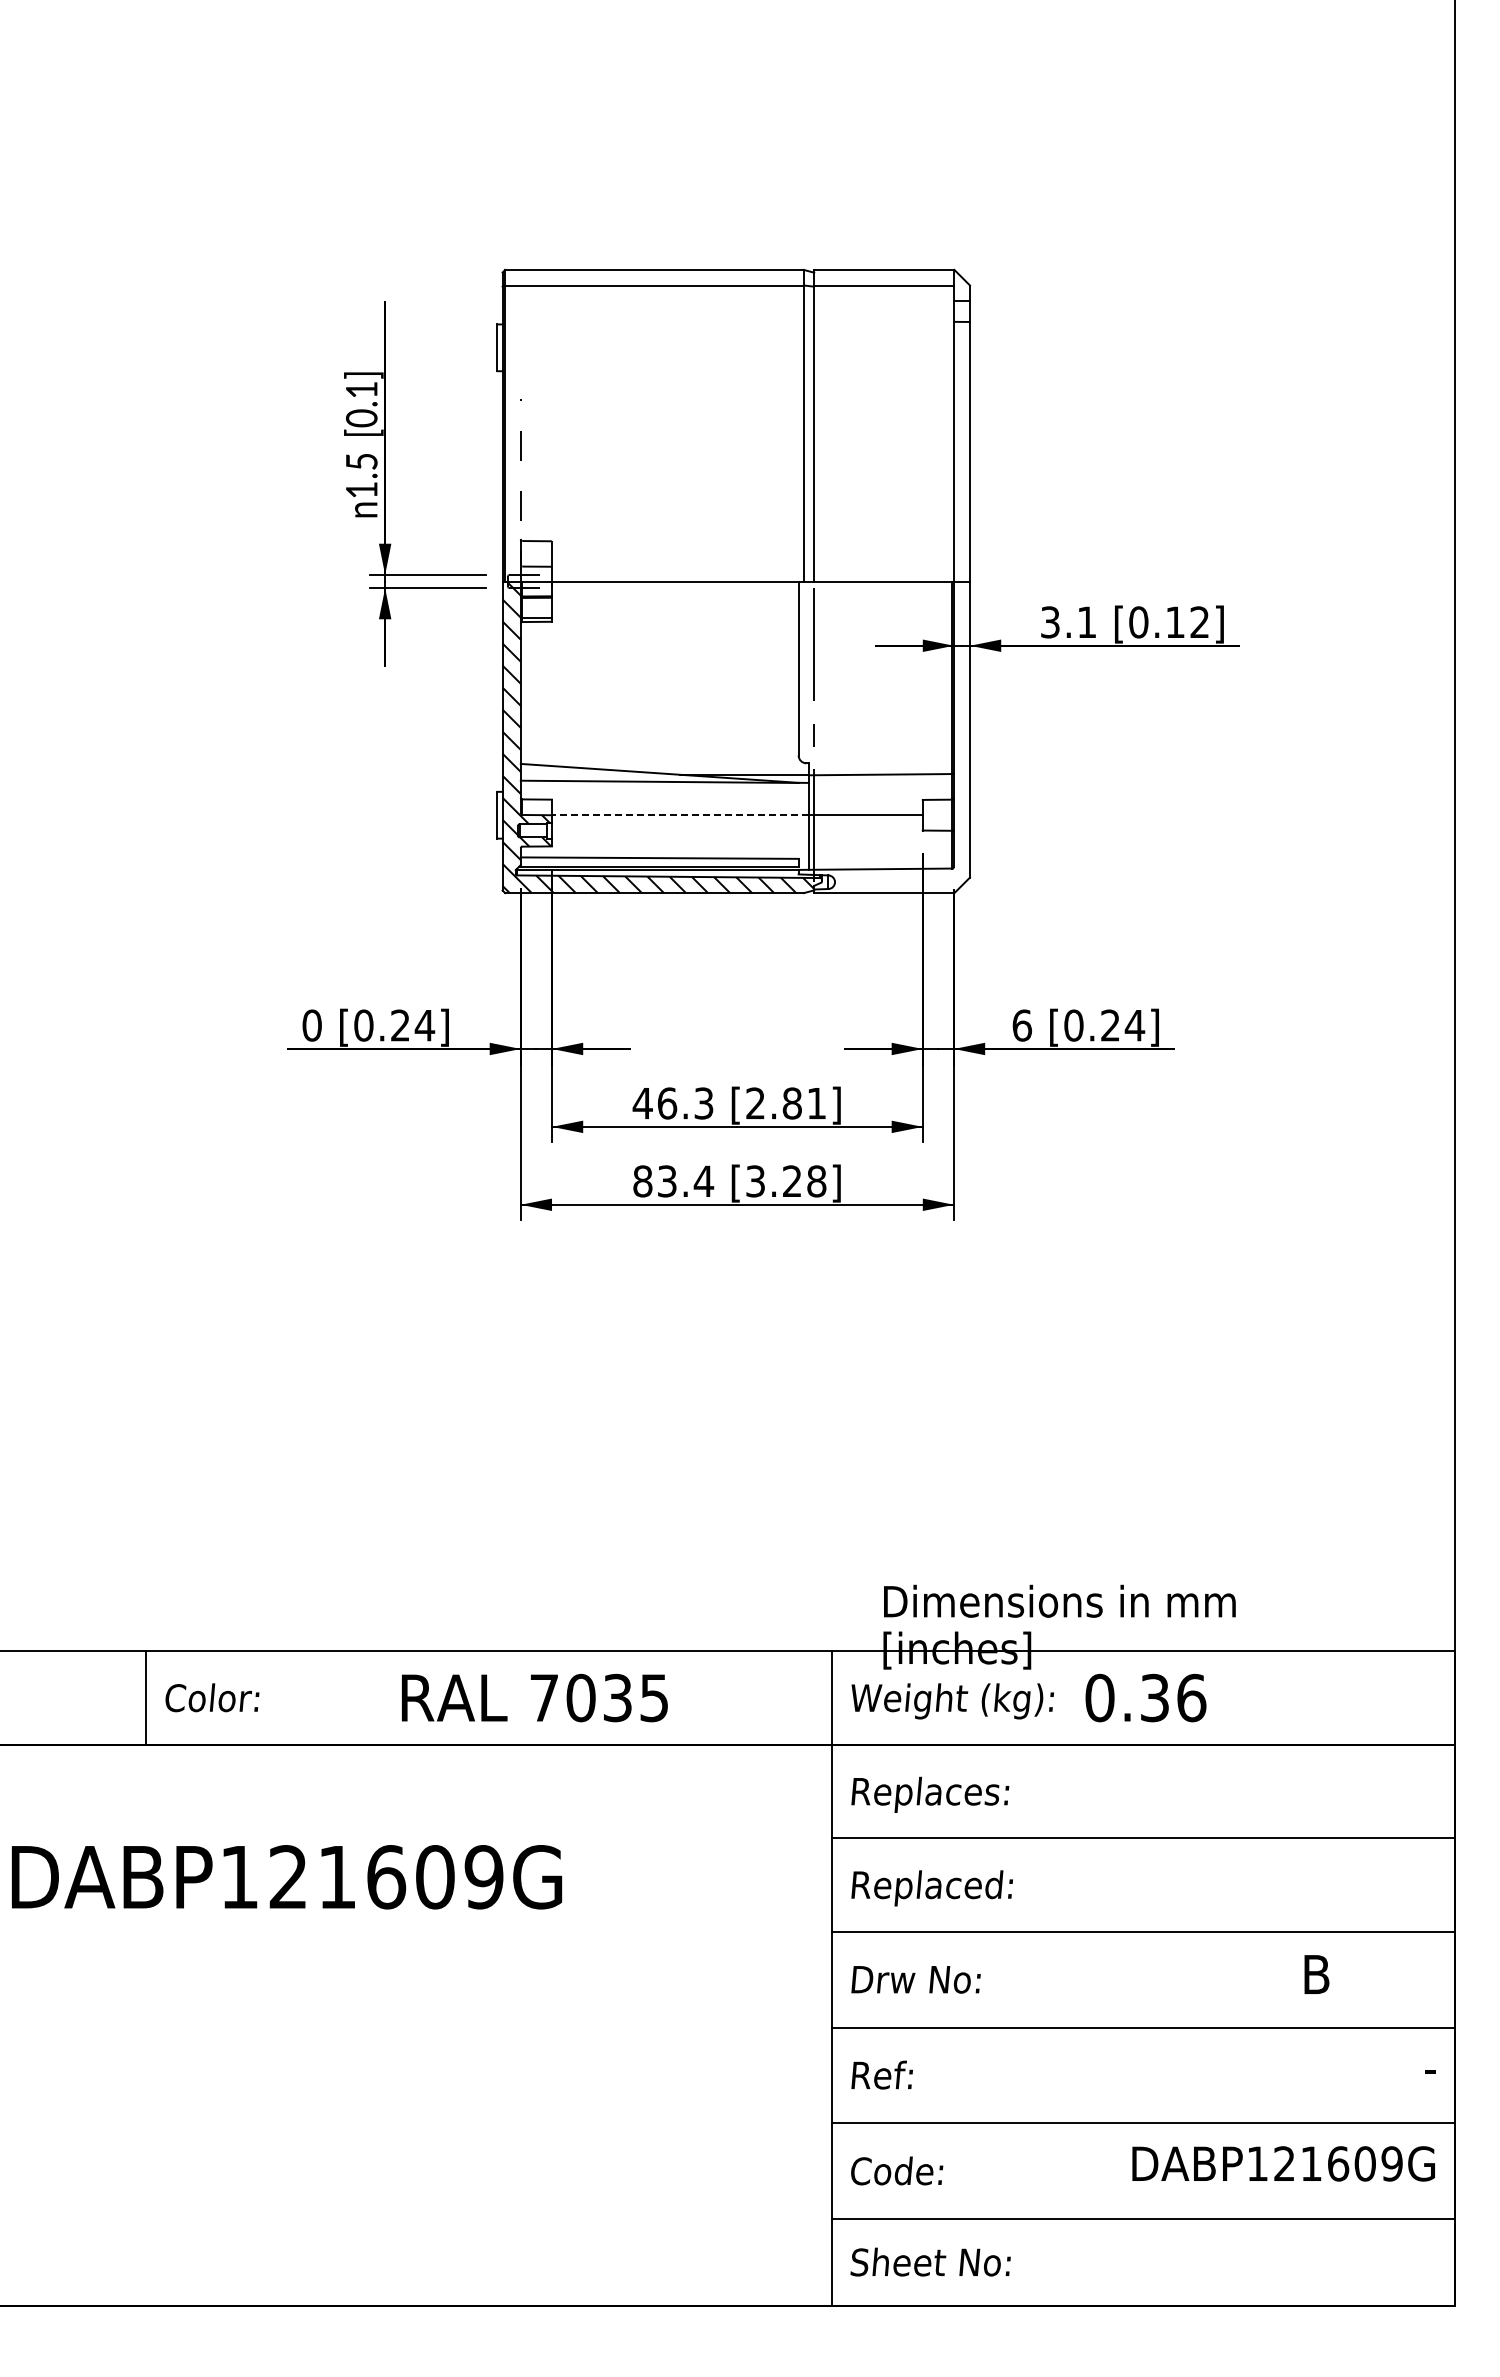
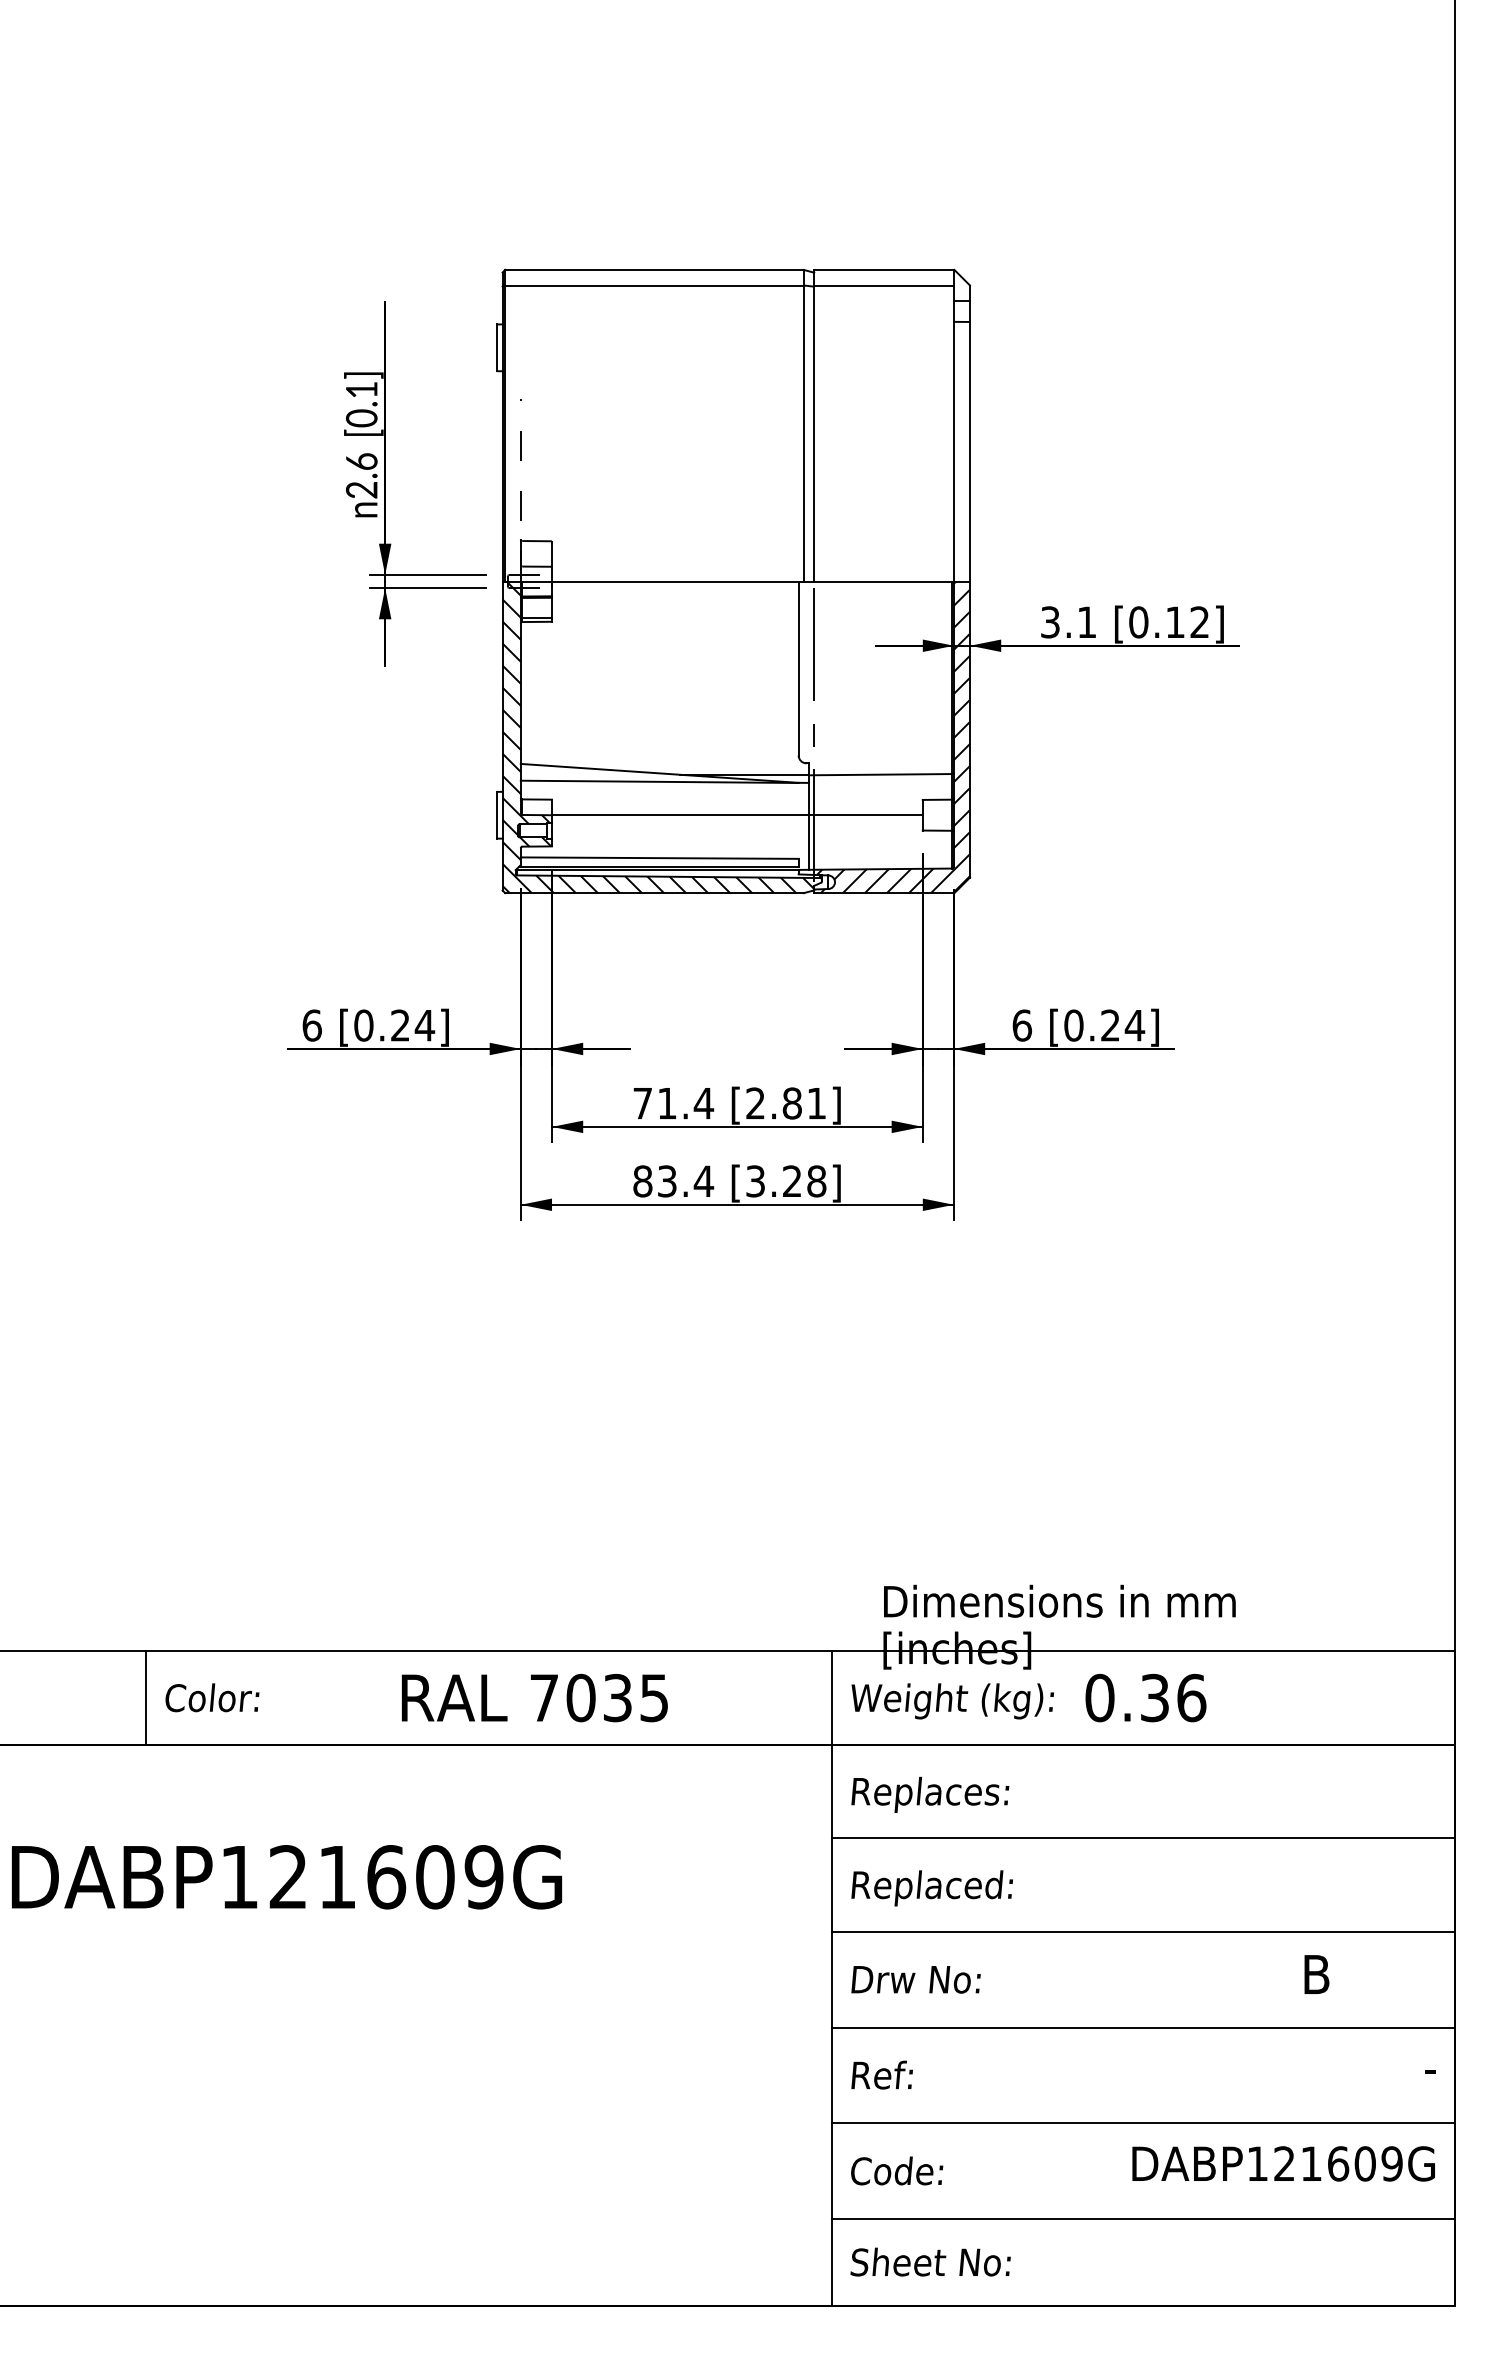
text: 1.5 -> 2.6 (361, 475)
hatch: none -> present (884, 737)
line: dashed -> solid (680, 814)
text: 0 -> 6 (311, 1025)
text: 46.3 -> 71.4 (673, 1103)
